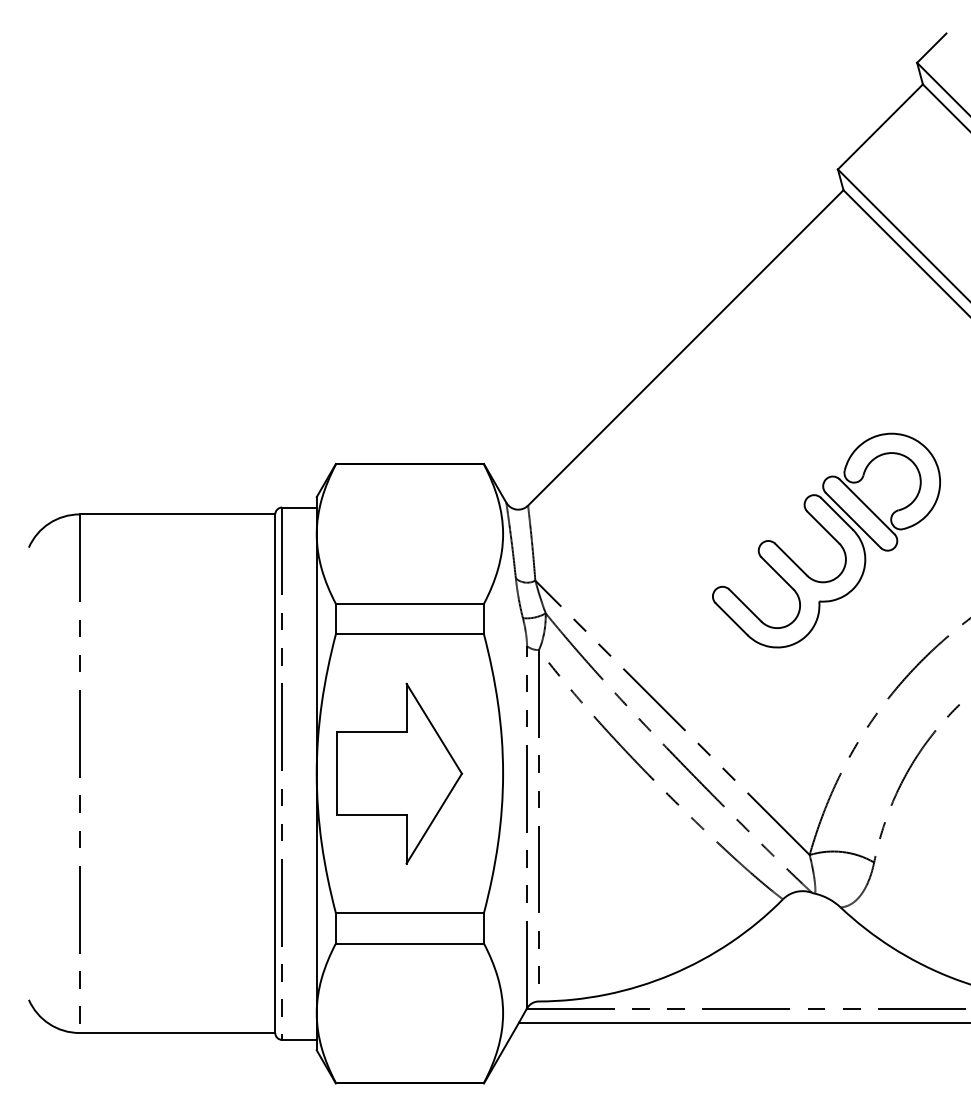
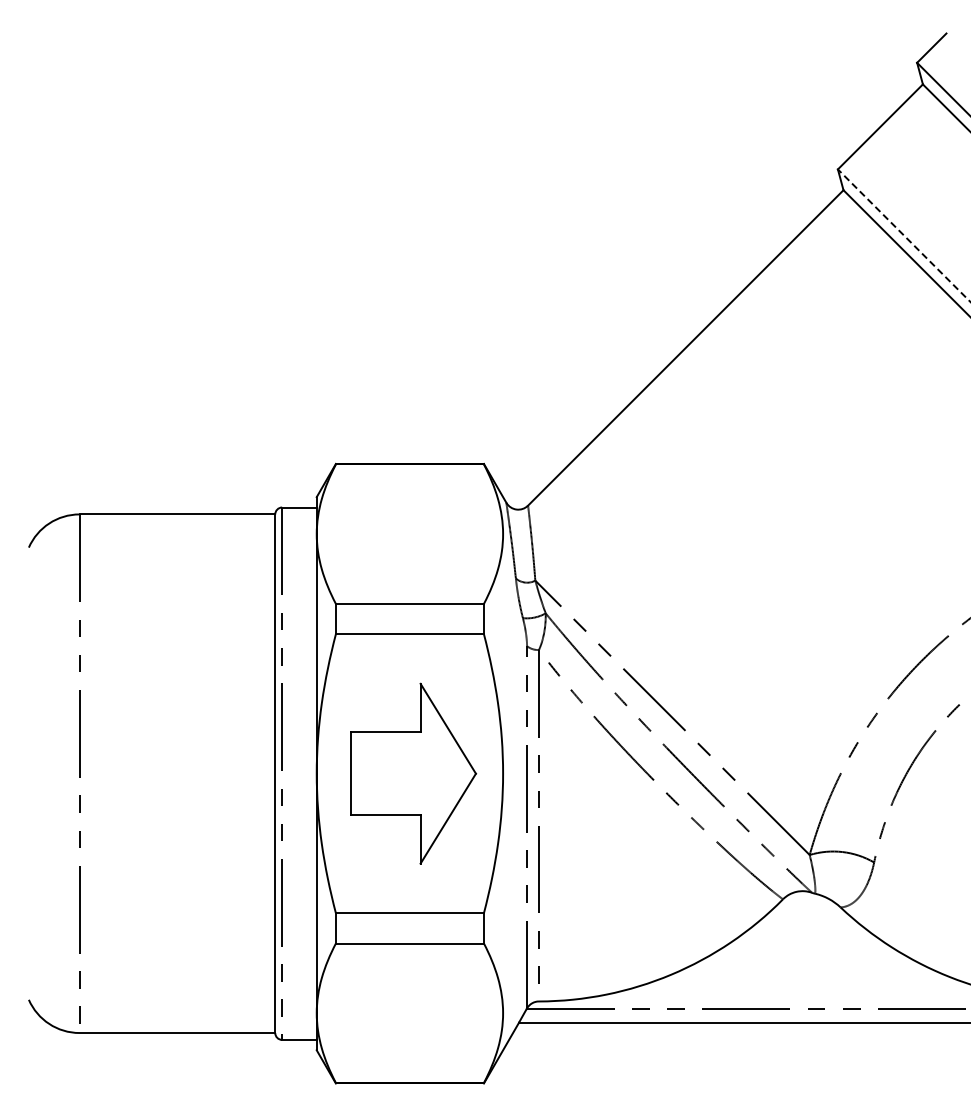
line: solid -> dashed (904, 235)
part: present -> none (826, 540)
part position: (399, 773) -> (413, 773) (413, 773)
